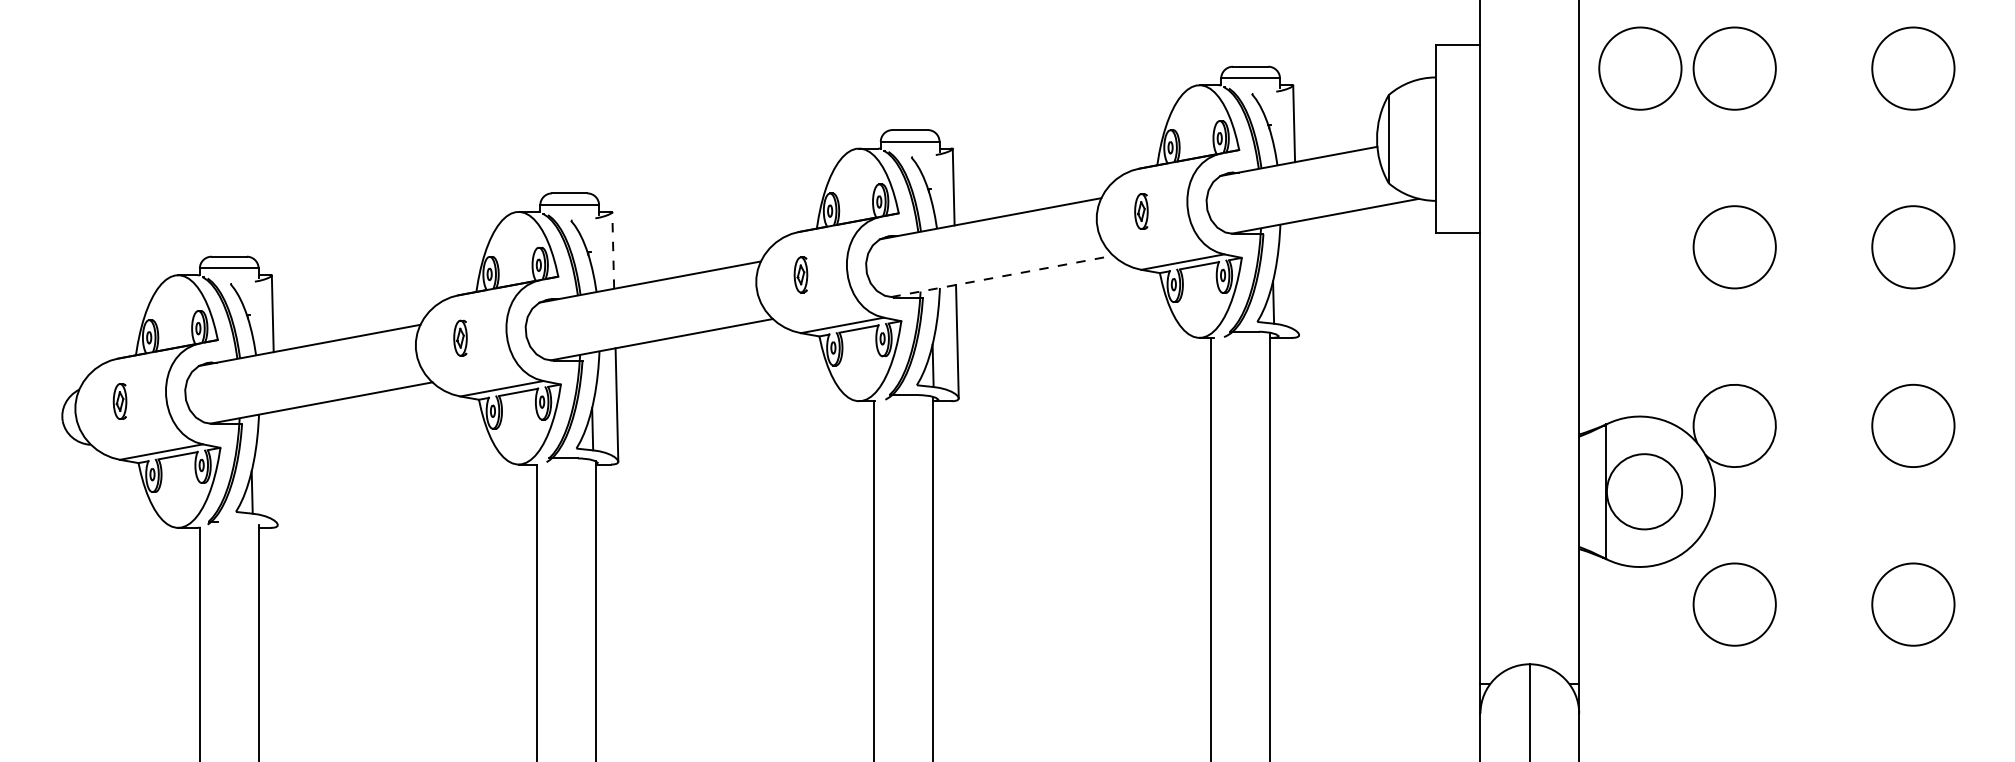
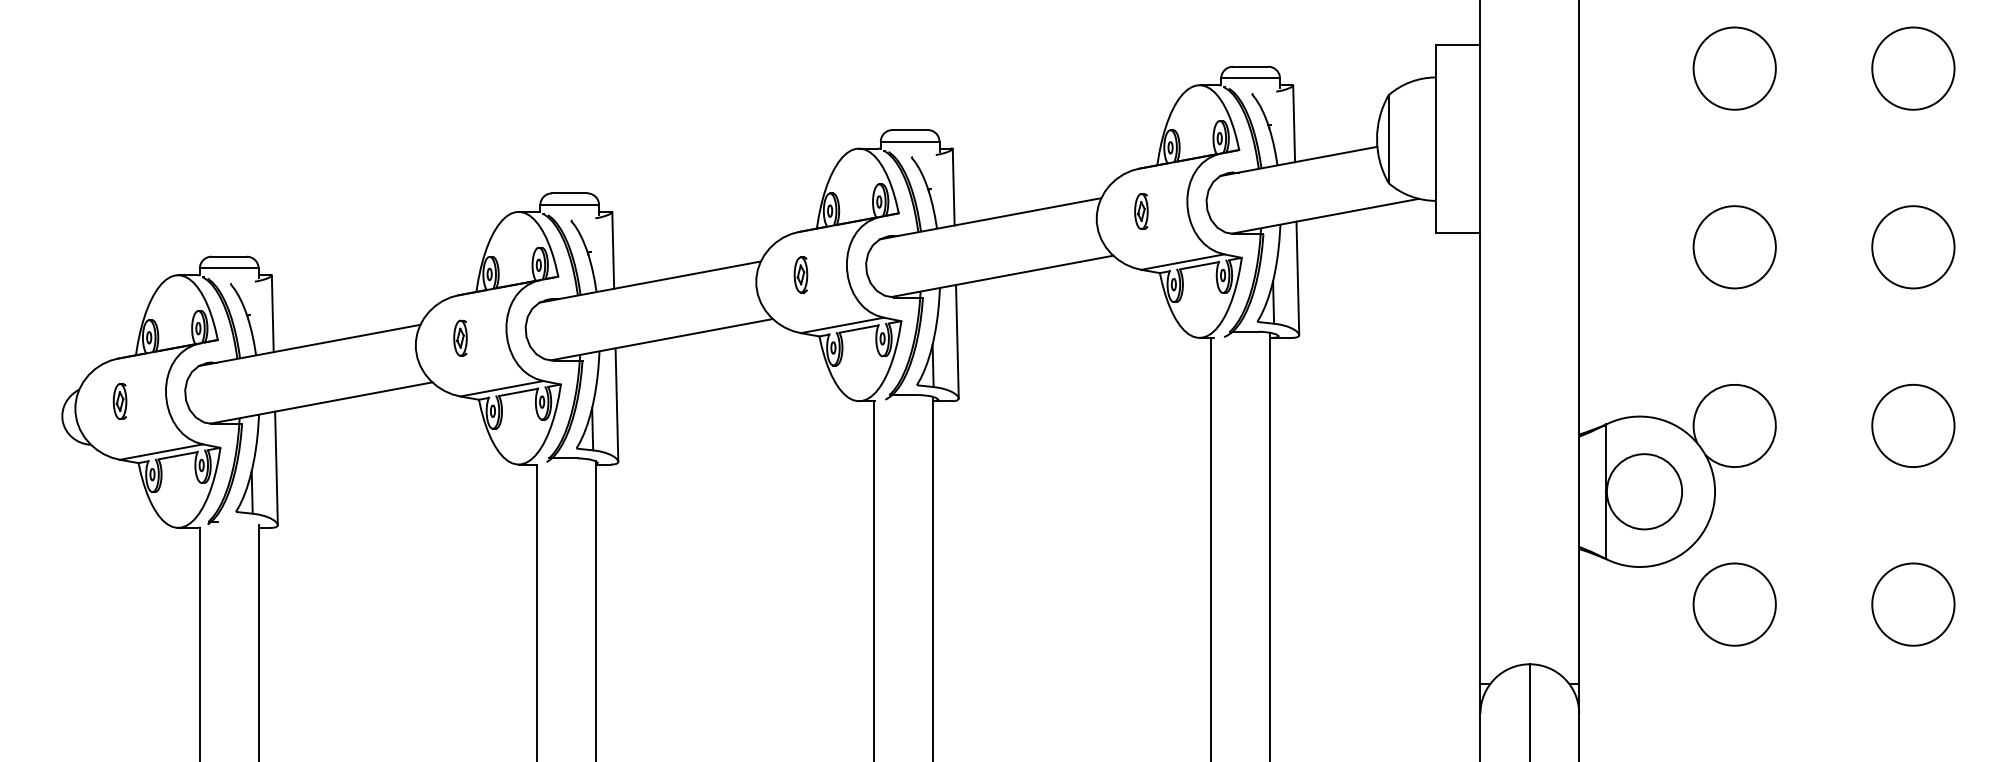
circle: present -> none (1640, 68)
line: dashed -> solid (613, 250)
line: dashed -> solid (1002, 276)
line: none -> present (1297, 278)
line: none -> present (276, 468)
